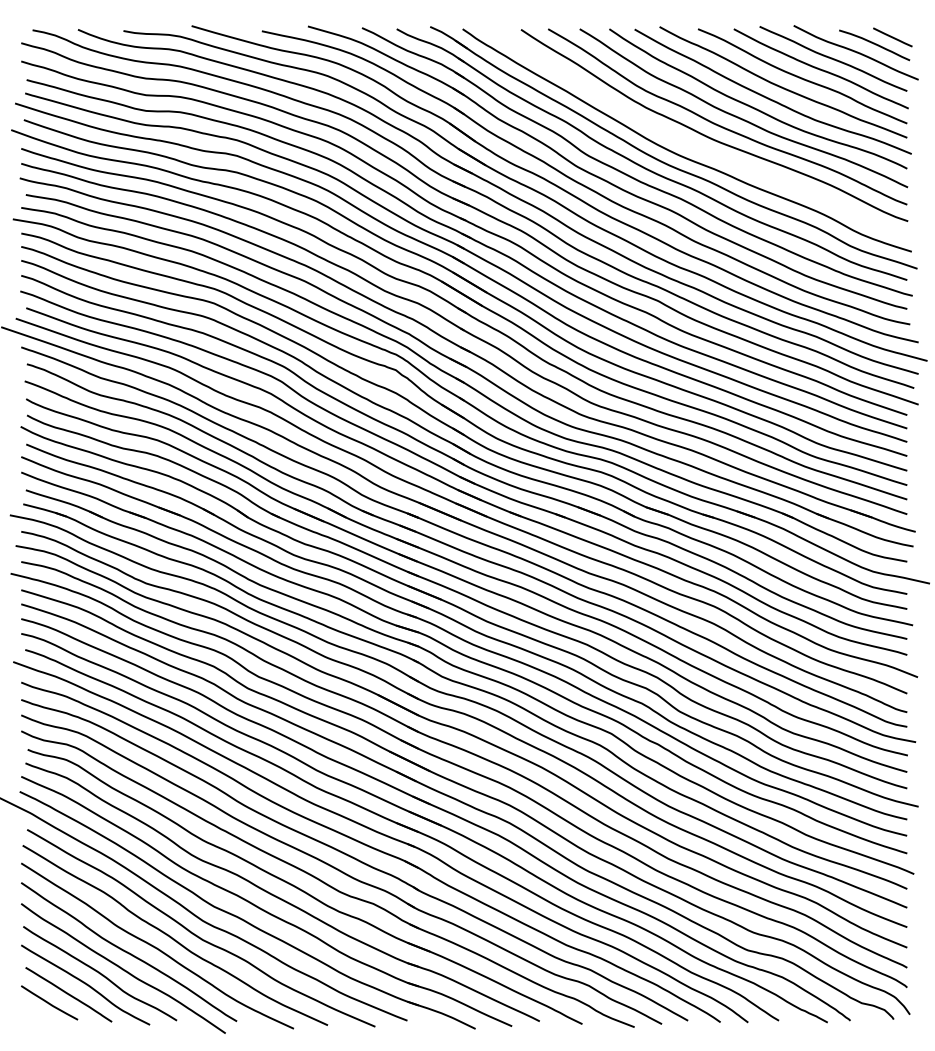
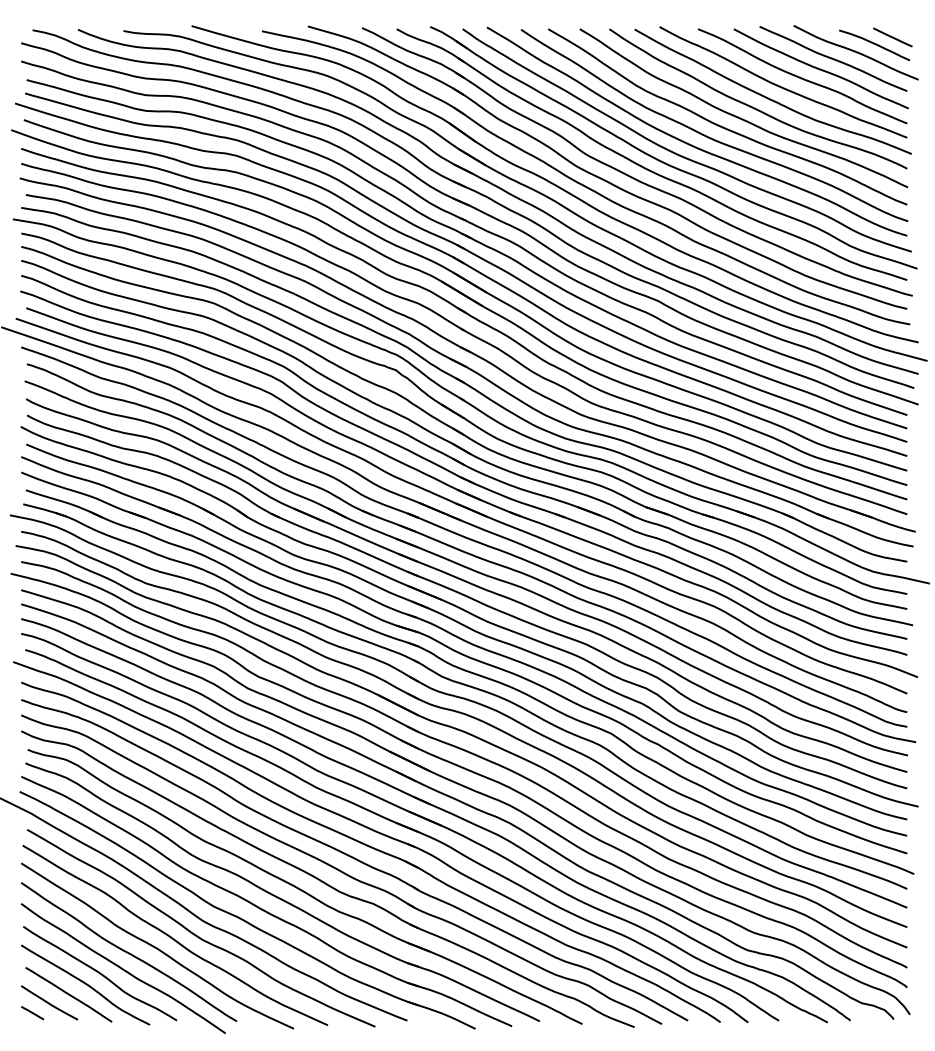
curve: none -> present (689, 143)
line: none -> present (32, 1013)
